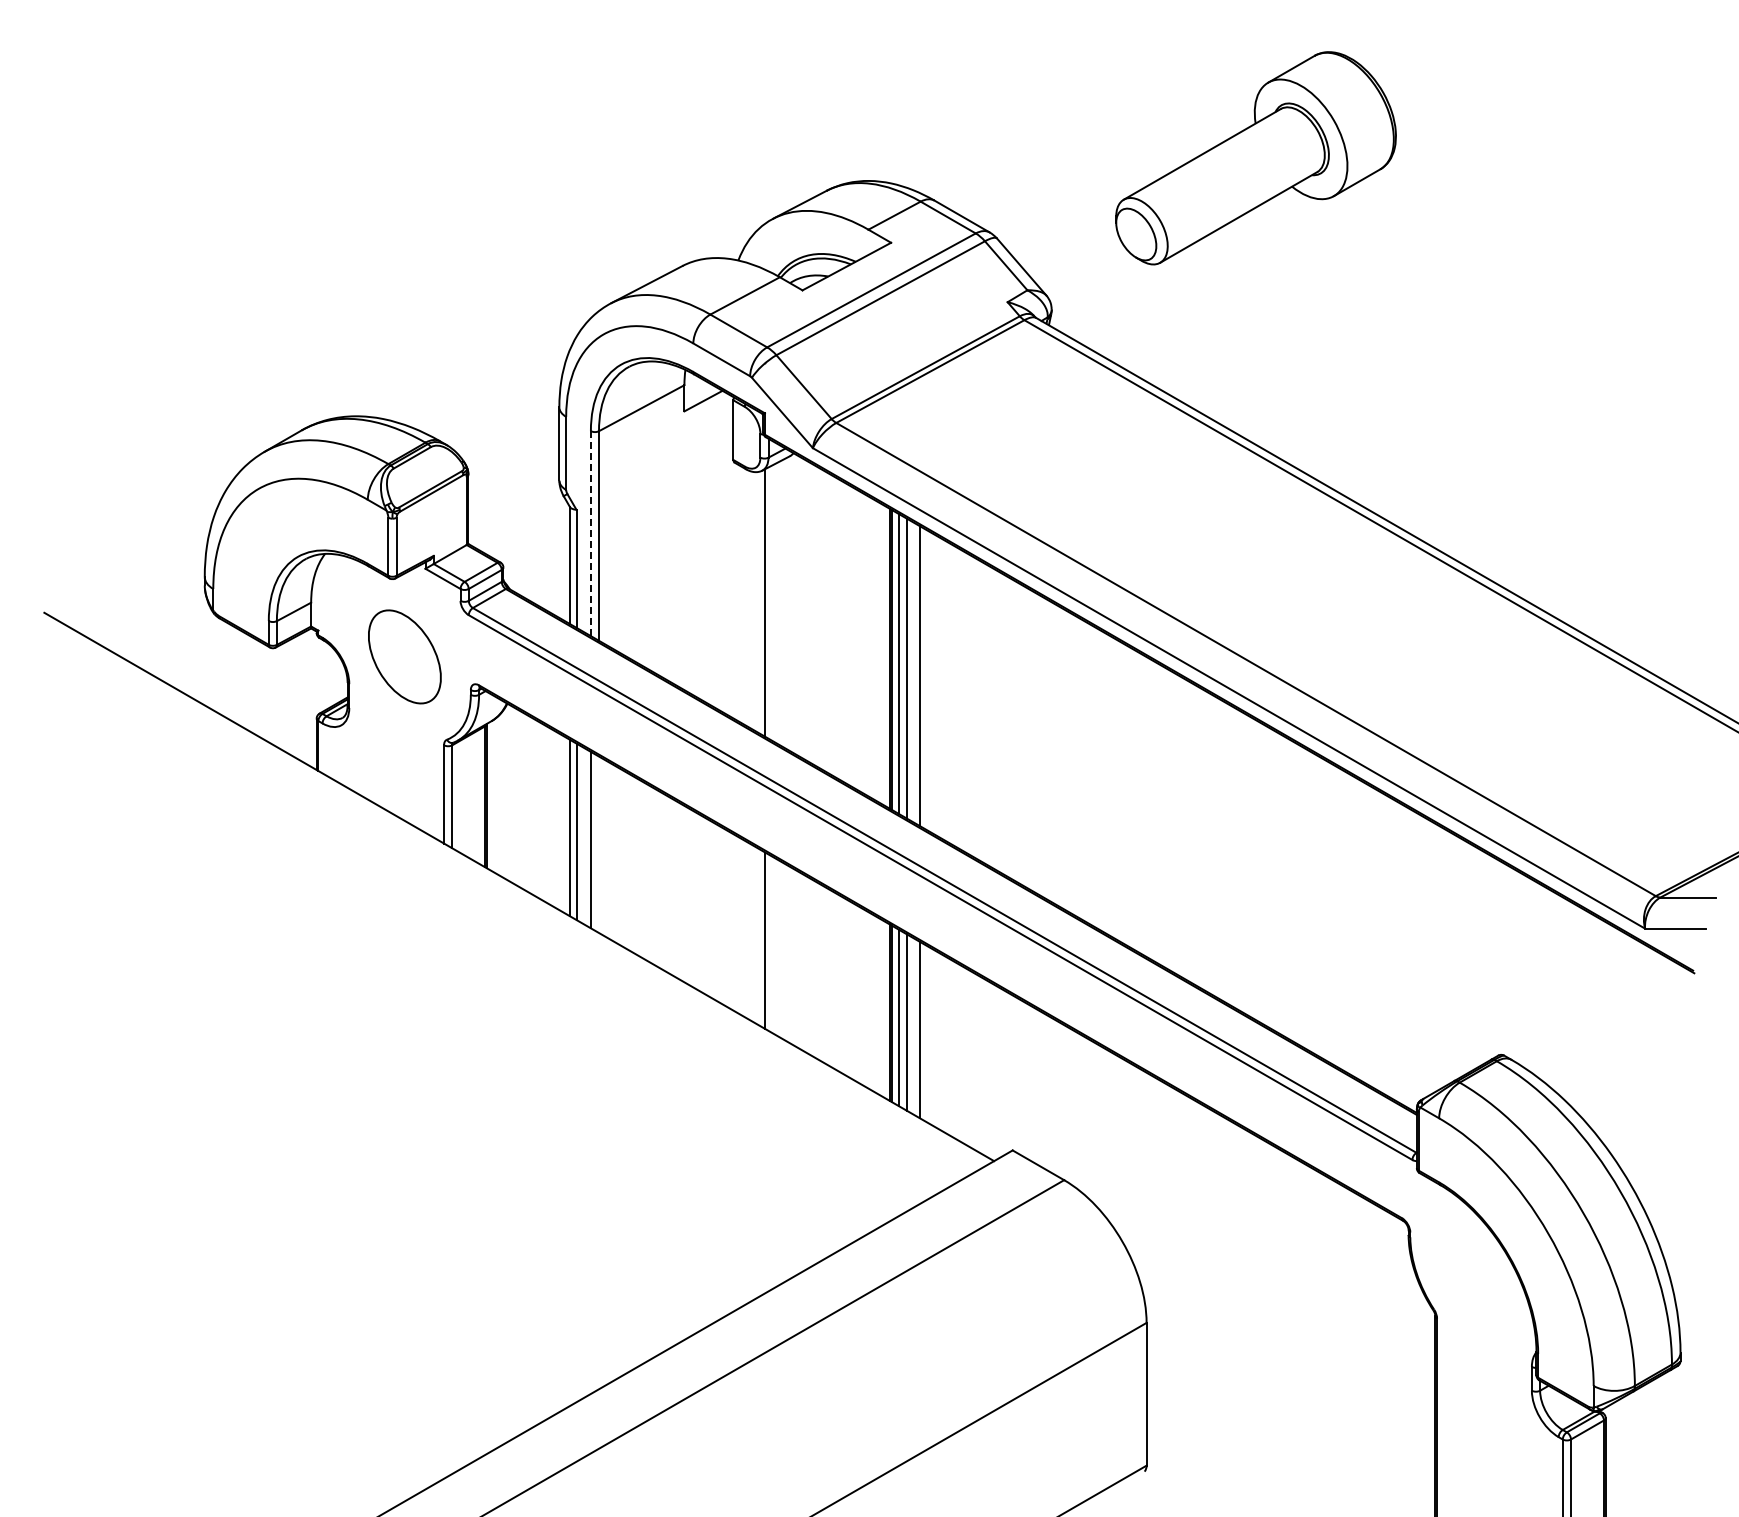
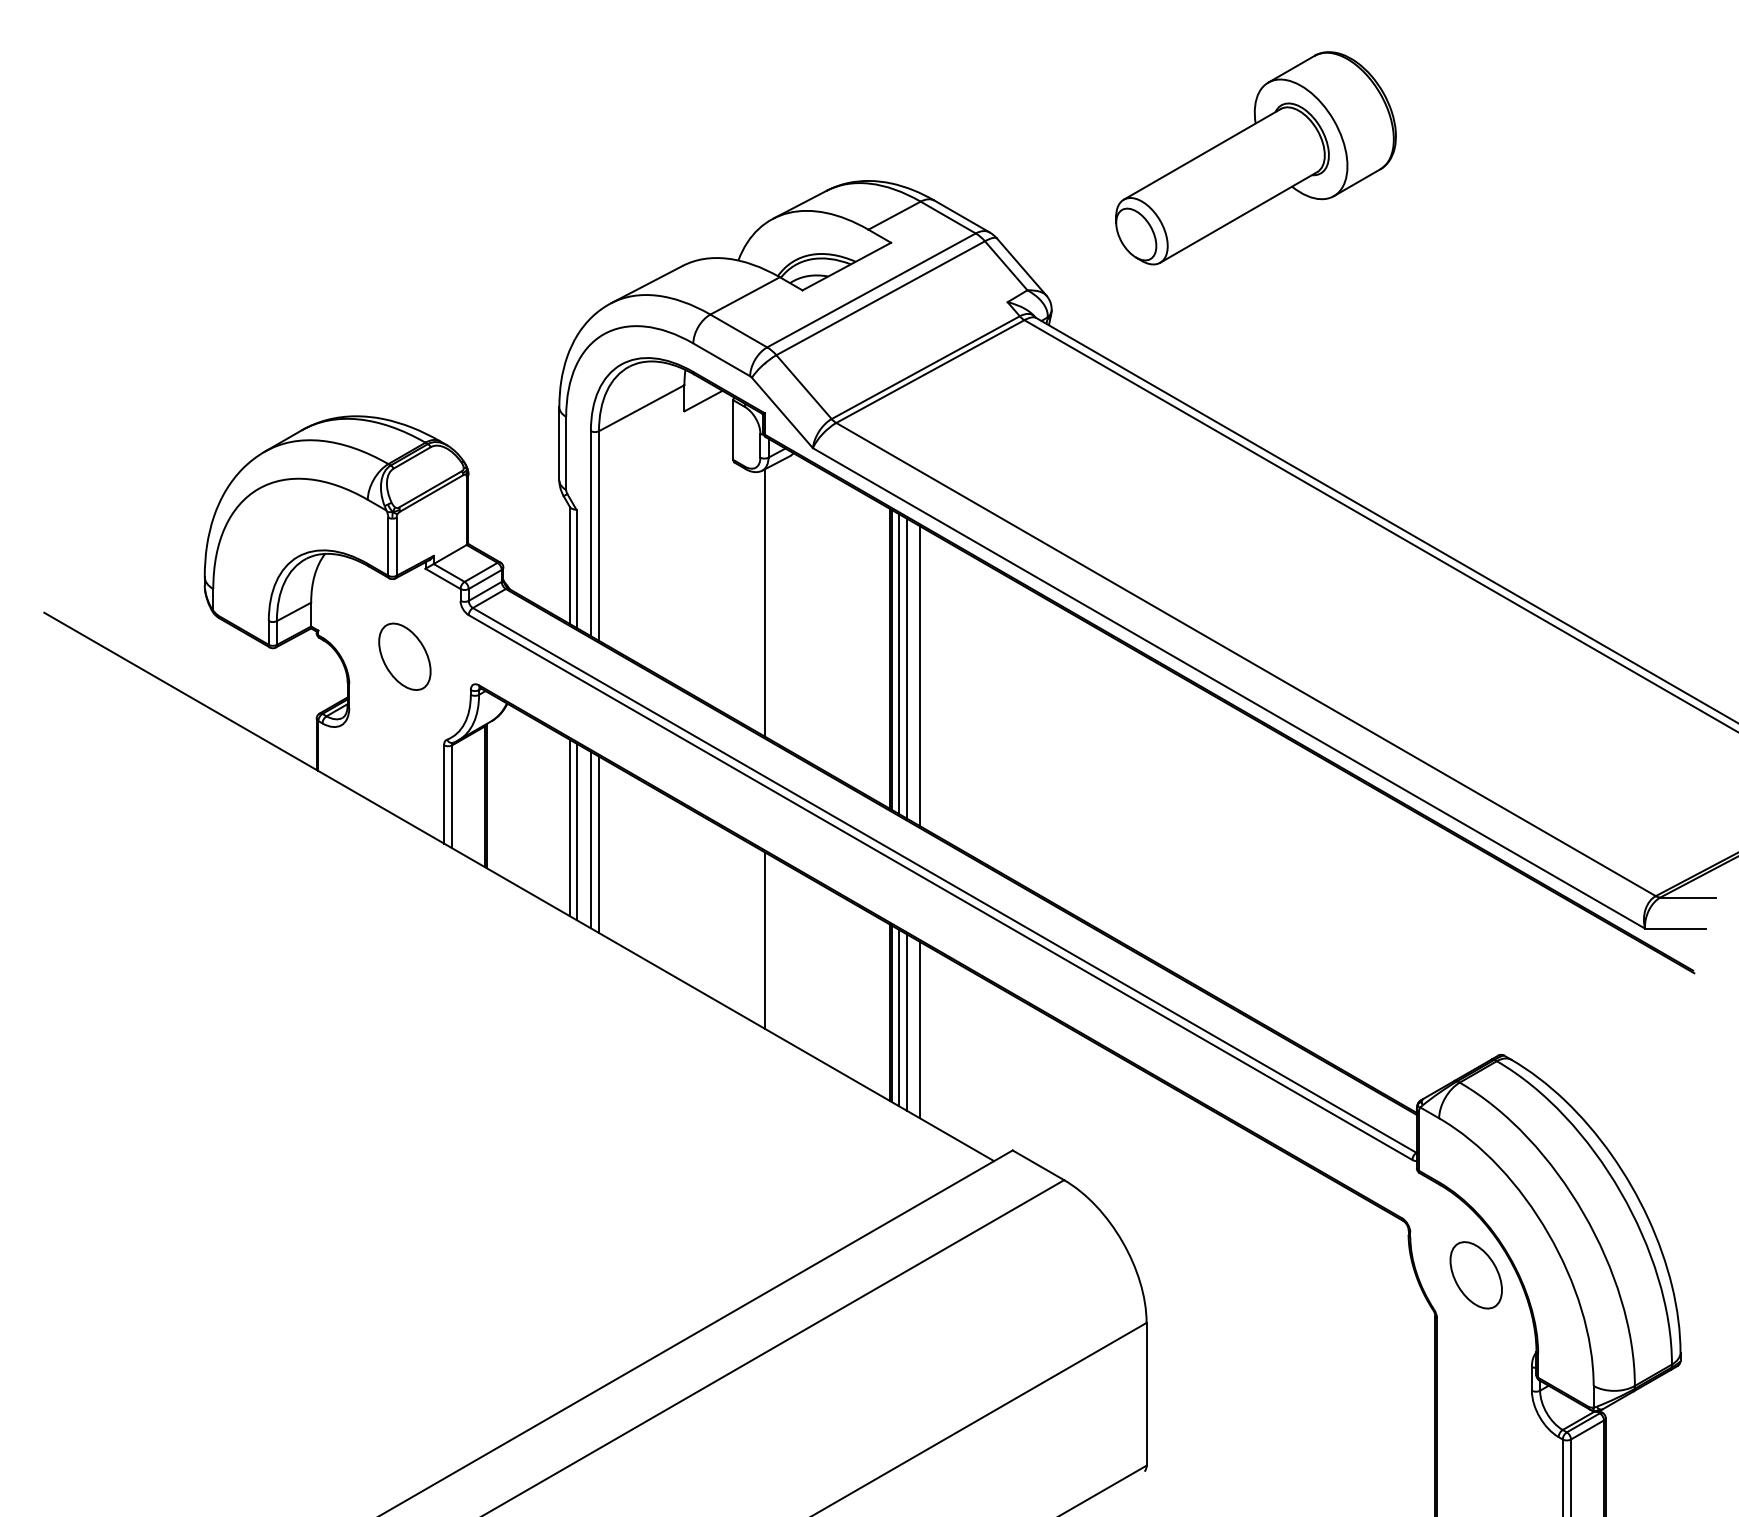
line: dashed -> solid (590, 534)
part size: 74x96 px -> 54x69 px (404, 656)
line: none -> present (599, 844)
part: none -> present (1475, 1275)
